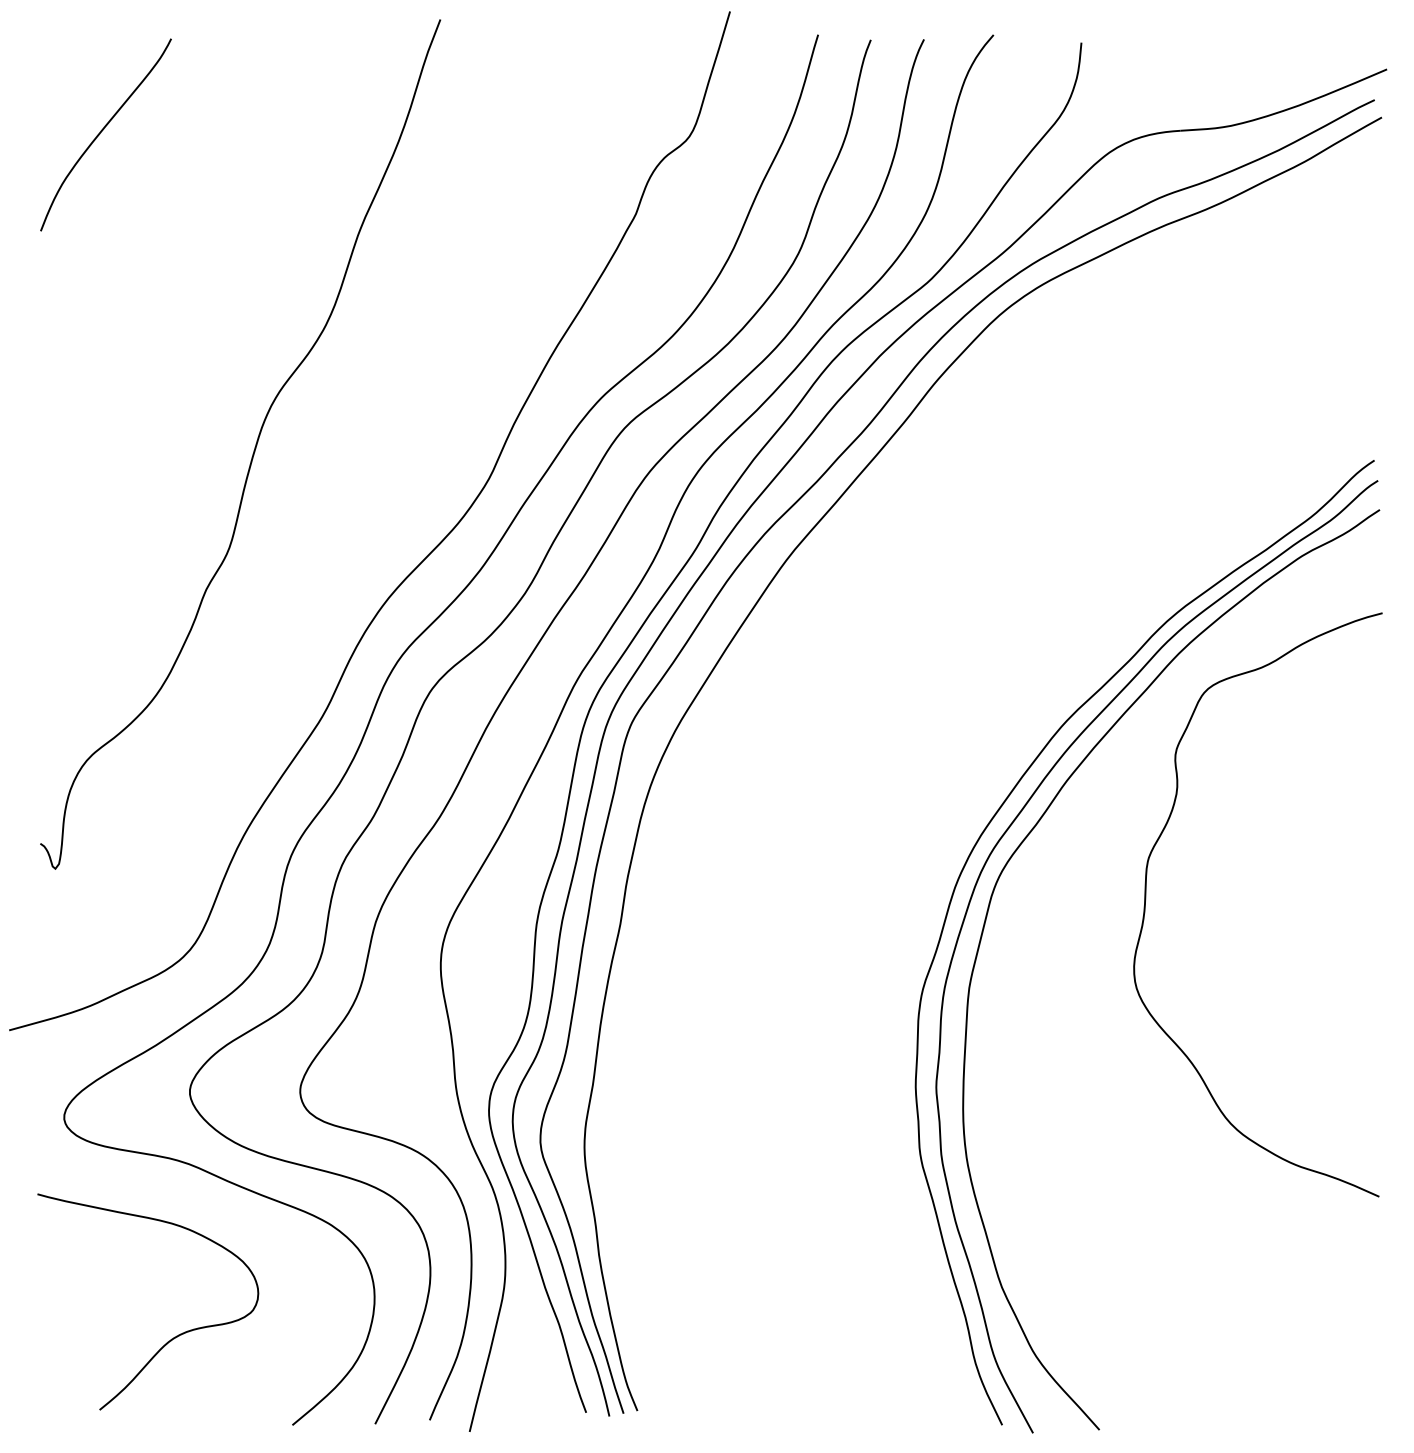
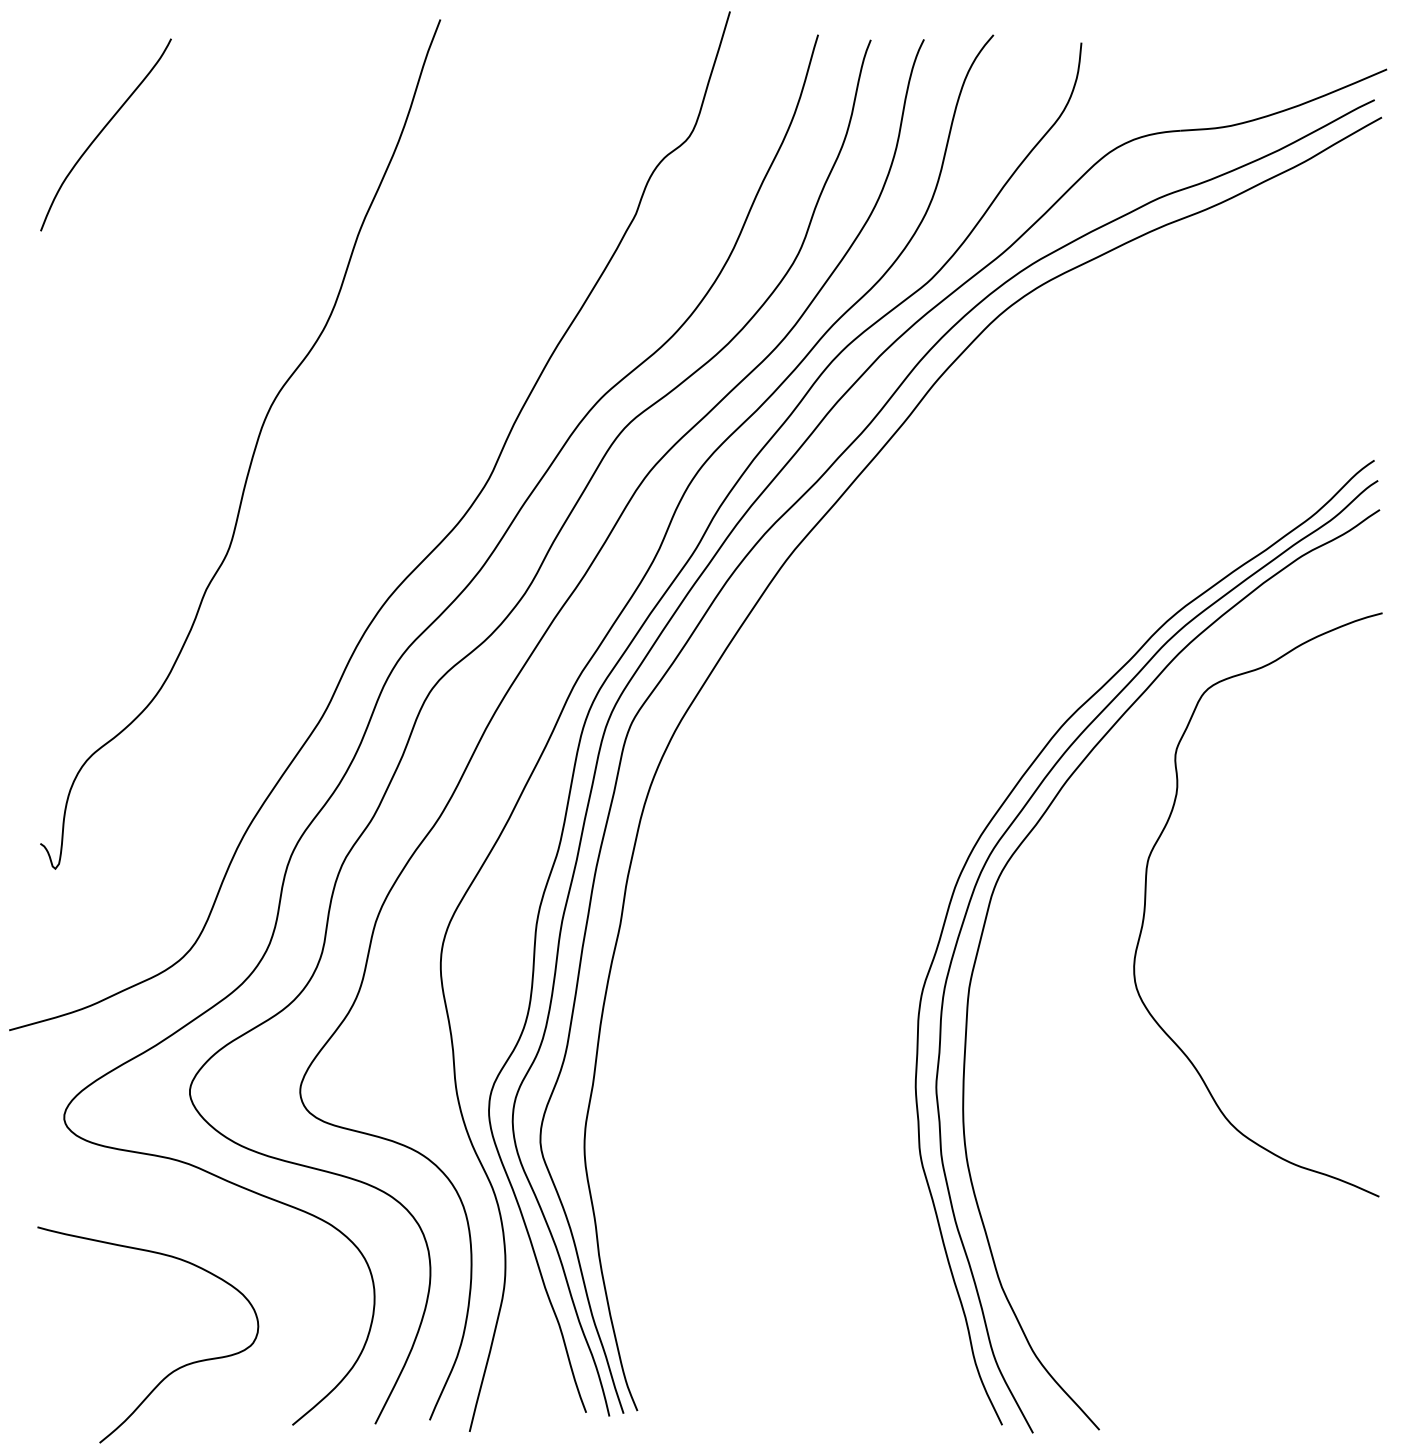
curve position: (171, 1338) -> (171, 1371) (171, 1371)
